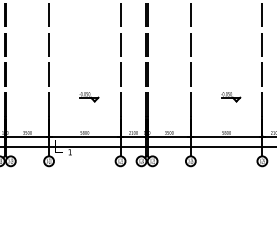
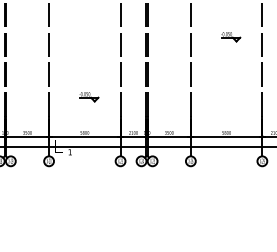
part position: (231, 97) -> (231, 37) (231, 37)
